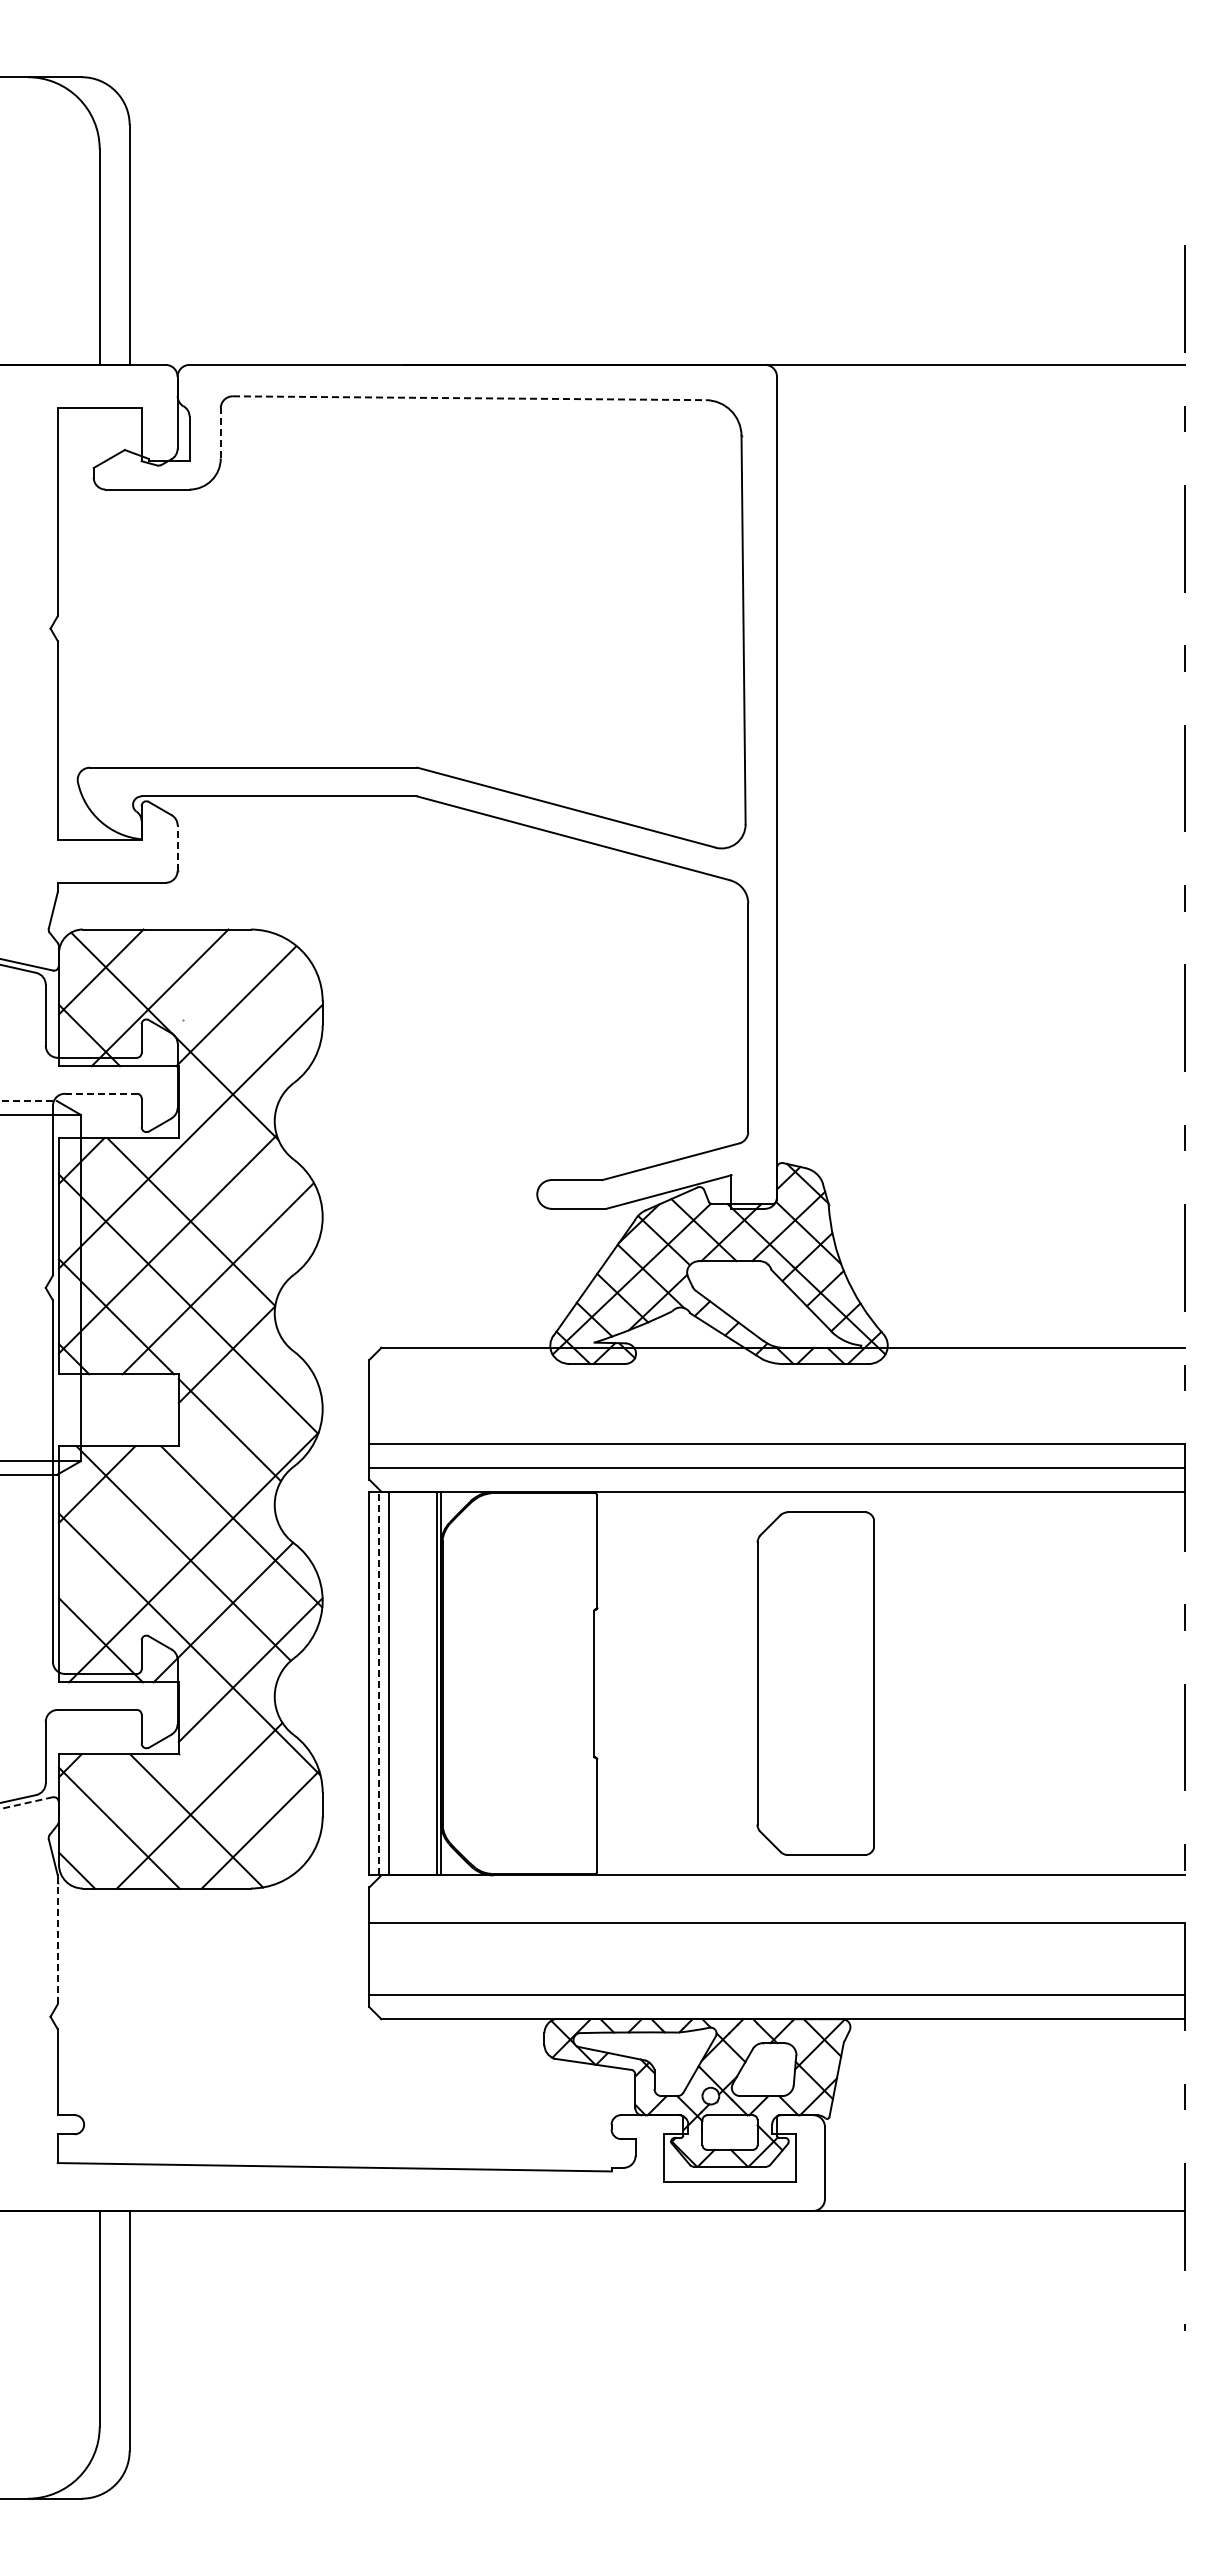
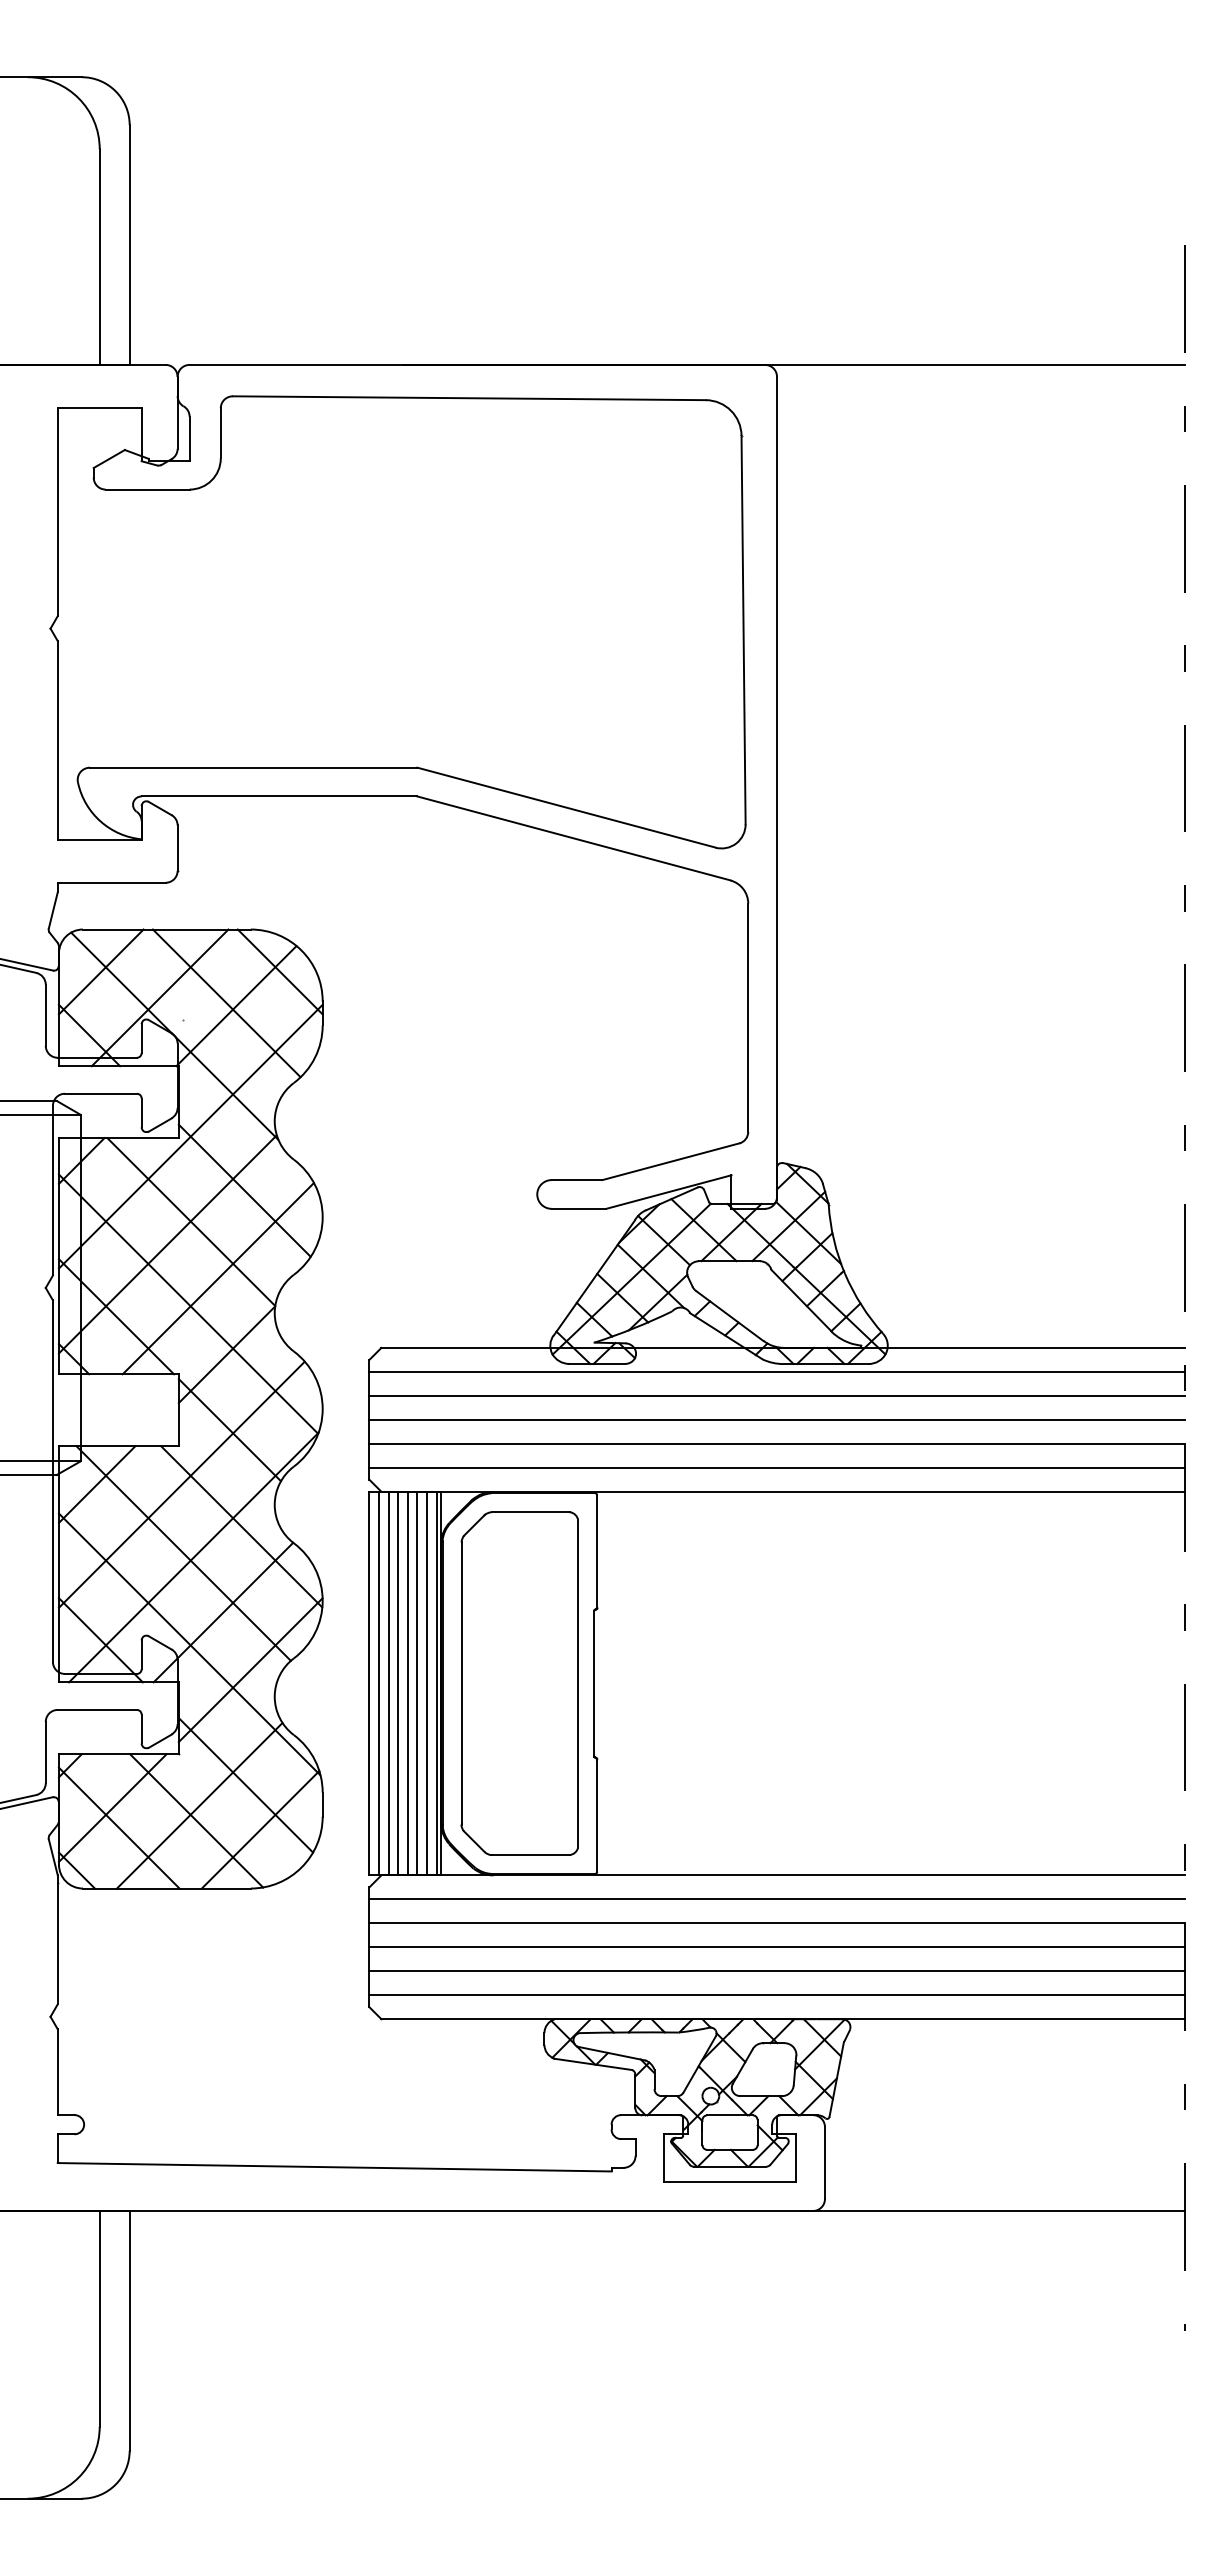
line: dashed -> solid (469, 398)
line: dashed -> solid (220, 432)
line: dashed -> solid (177, 848)
line: none -> present (279, 971)
line: none -> present (226, 1003)
line: dashed -> solid (100, 1093)
line: dashed -> solid (28, 1100)
line: none -> present (244, 1190)
line: none -> present (776, 1371)
line: none -> present (776, 1395)
line: none -> present (776, 1419)
line: none -> present (181, 1484)
line: dashed -> solid (379, 1683)
line: none -> present (398, 1683)
line: none -> present (407, 1683)
line: none -> present (417, 1683)
line: none -> present (426, 1683)
part position: (815, 1683) -> (519, 1683) (519, 1683)
line: none -> present (245, 1785)
line: dashed -> solid (26, 1803)
line: none -> present (112, 1807)
line: none -> present (776, 1899)
line: dashed -> solid (57, 1943)
line: none -> present (776, 1947)
line: none -> present (776, 1971)
